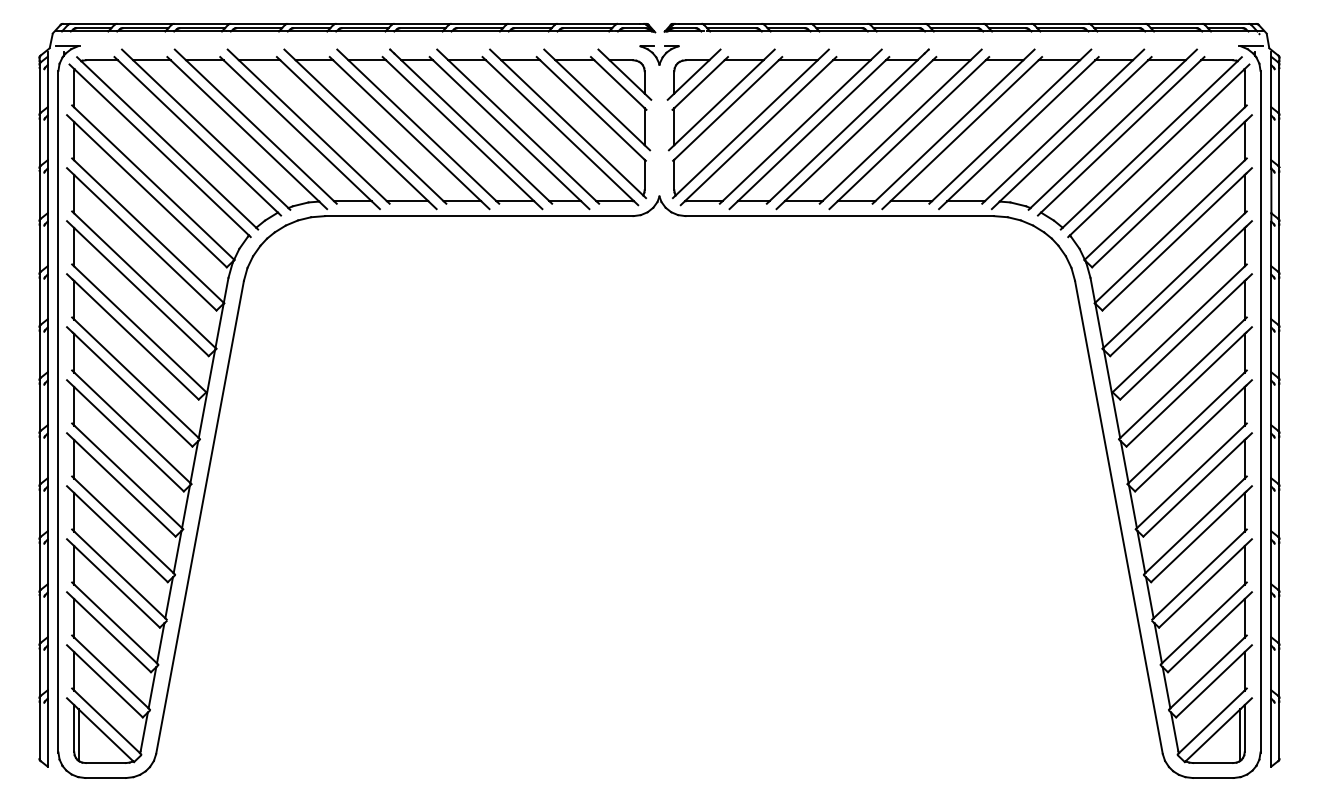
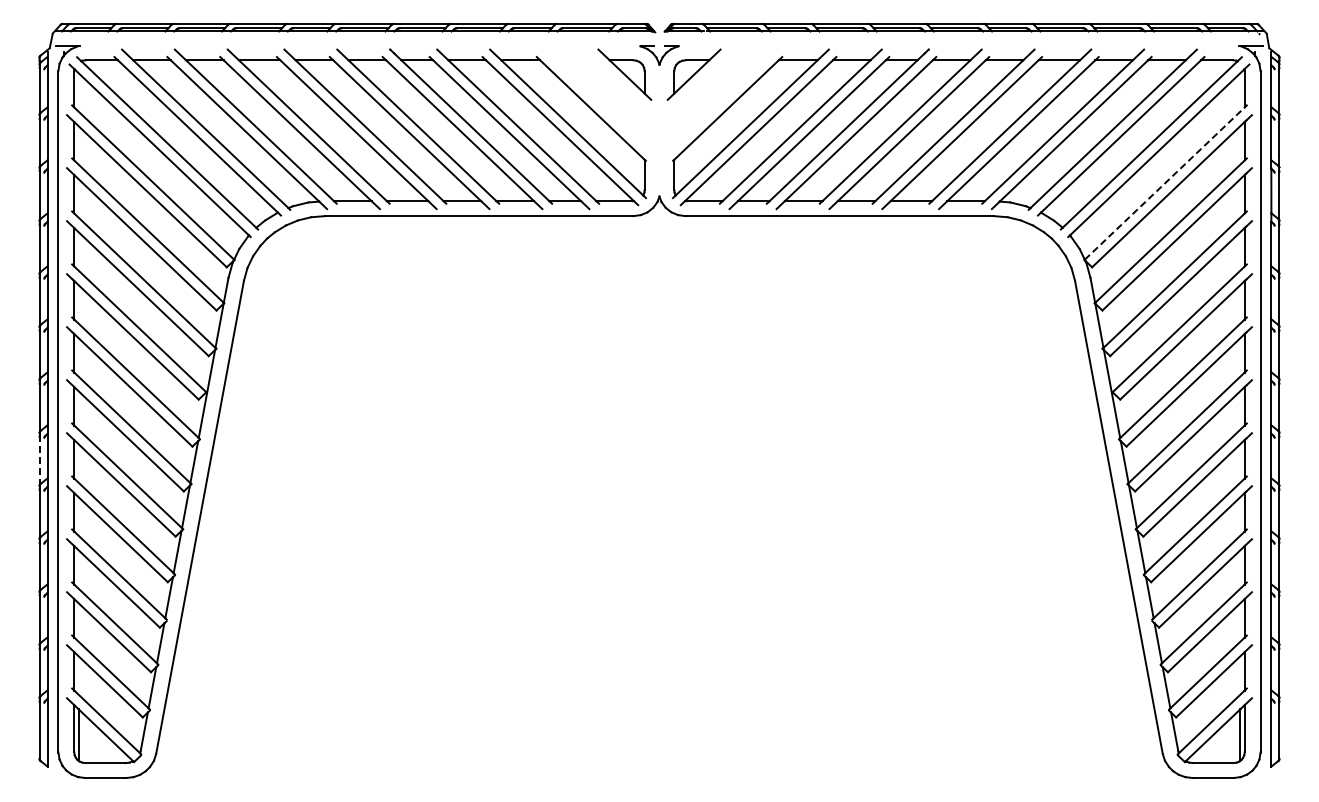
part: present -> none (597, 99)
part: present -> none (721, 99)
line: solid -> dashed (1165, 183)
line: solid -> dashed (39, 461)
